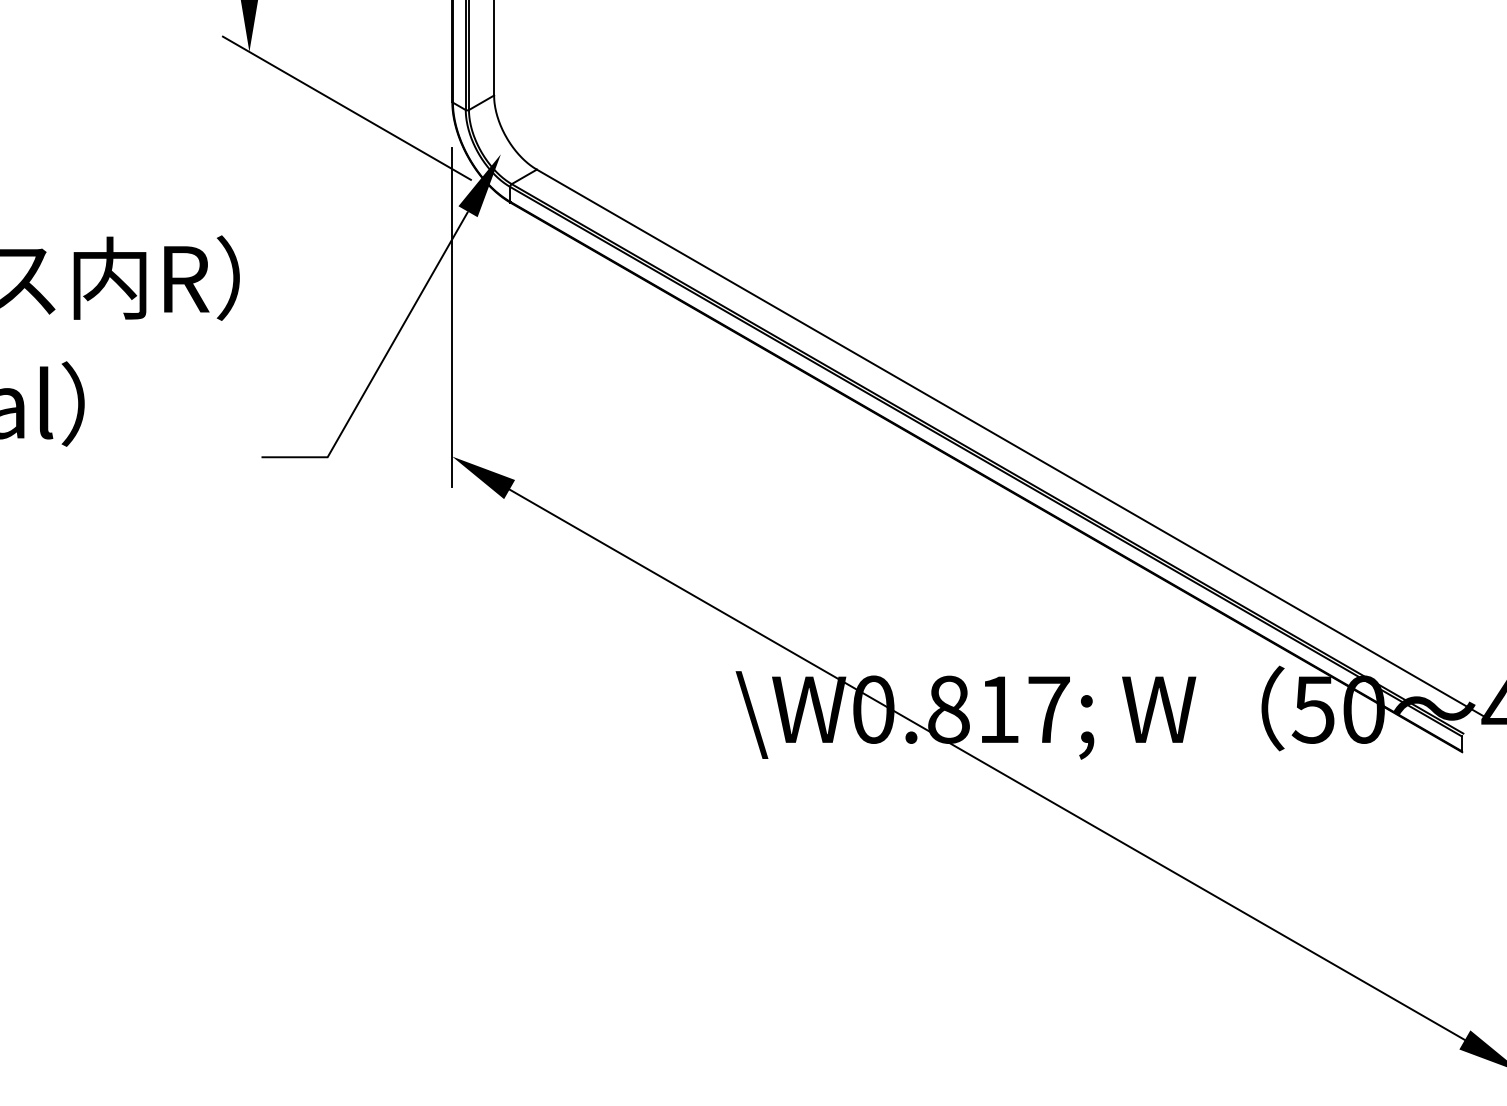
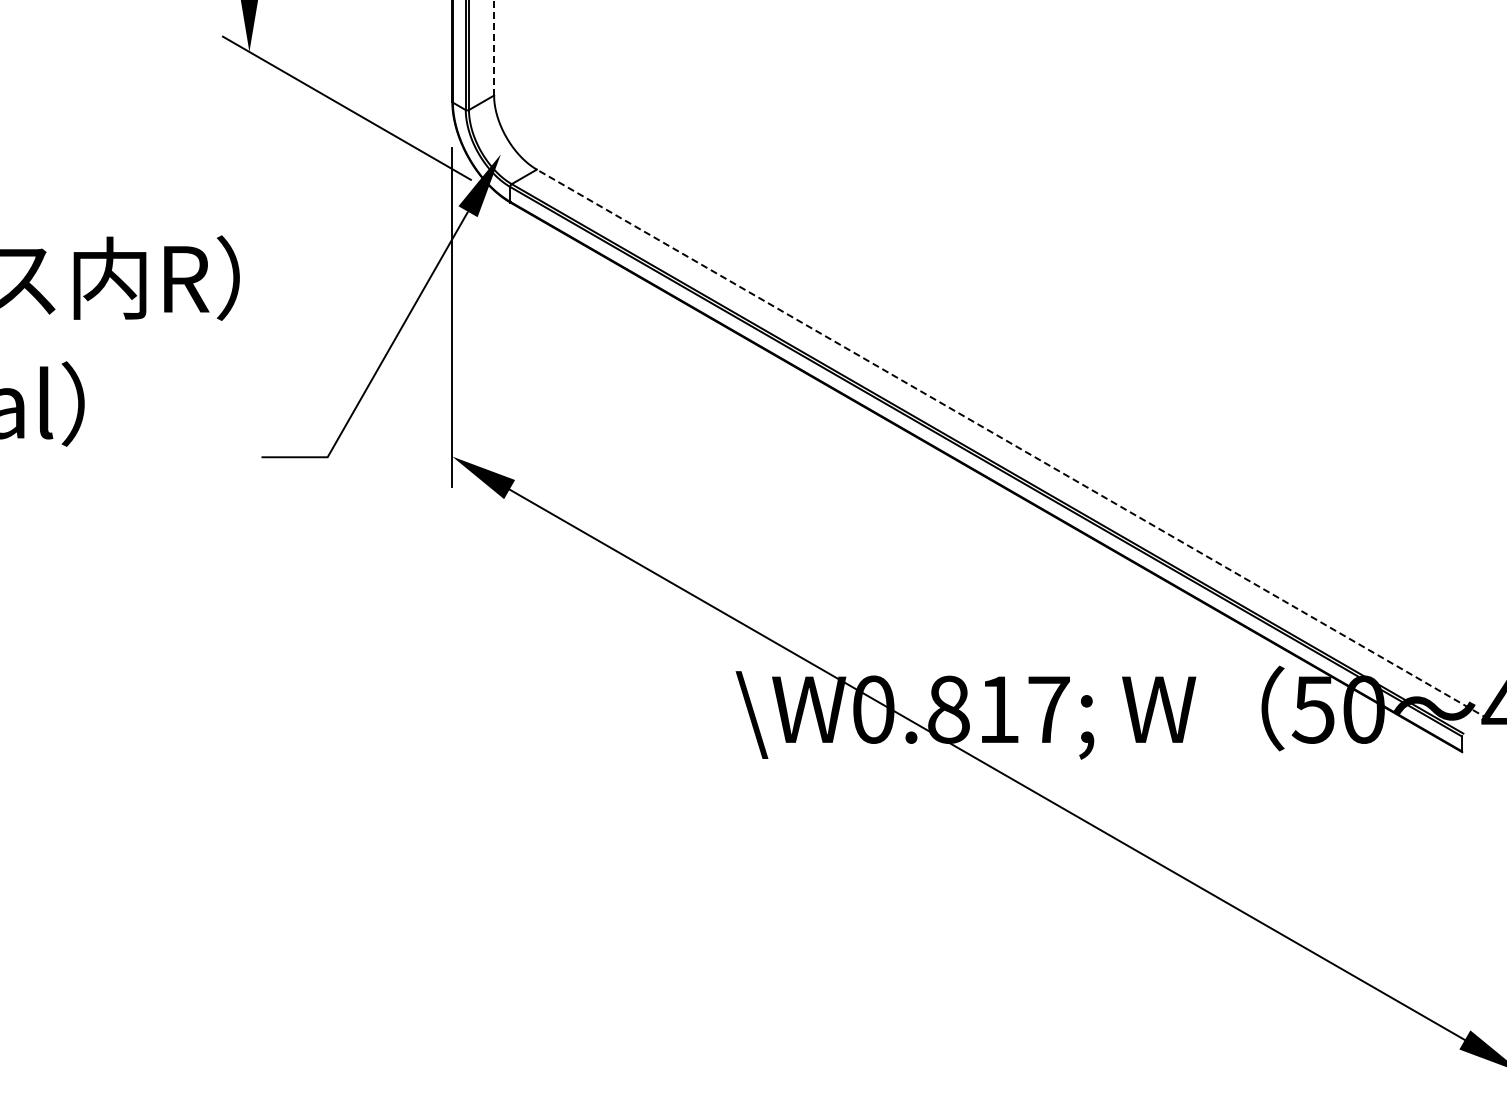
line: solid -> dashed (494, 47)
line: solid -> dashed (1012, 444)
